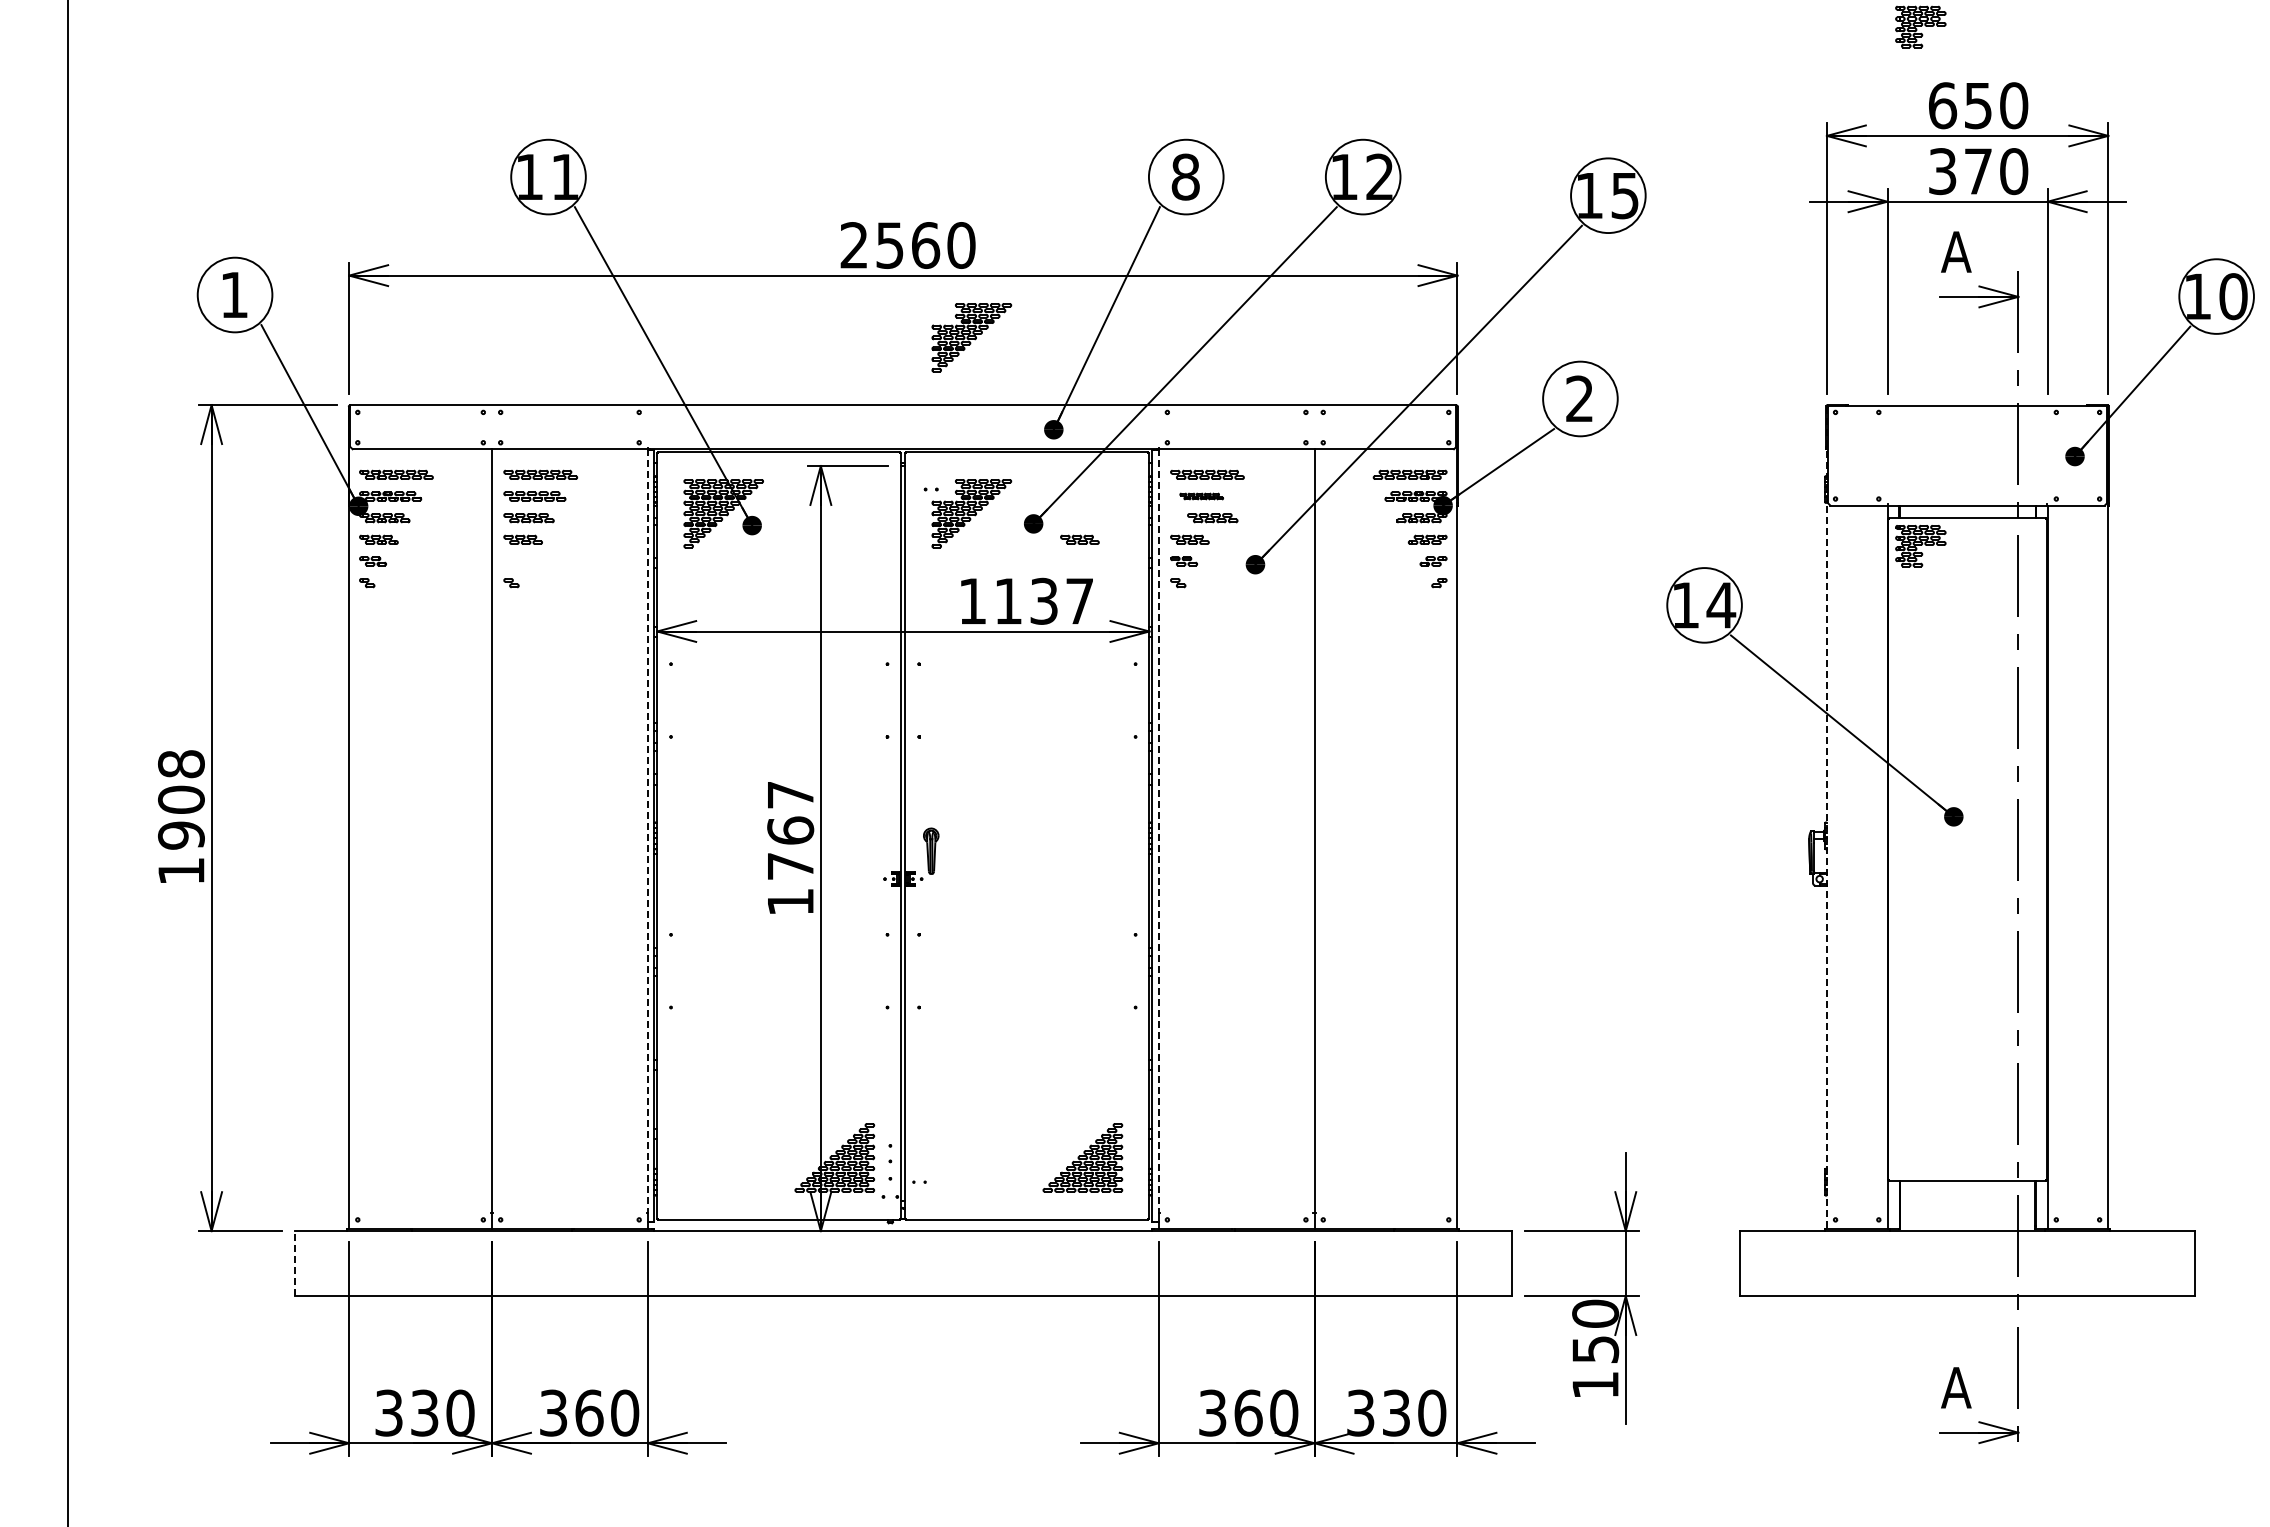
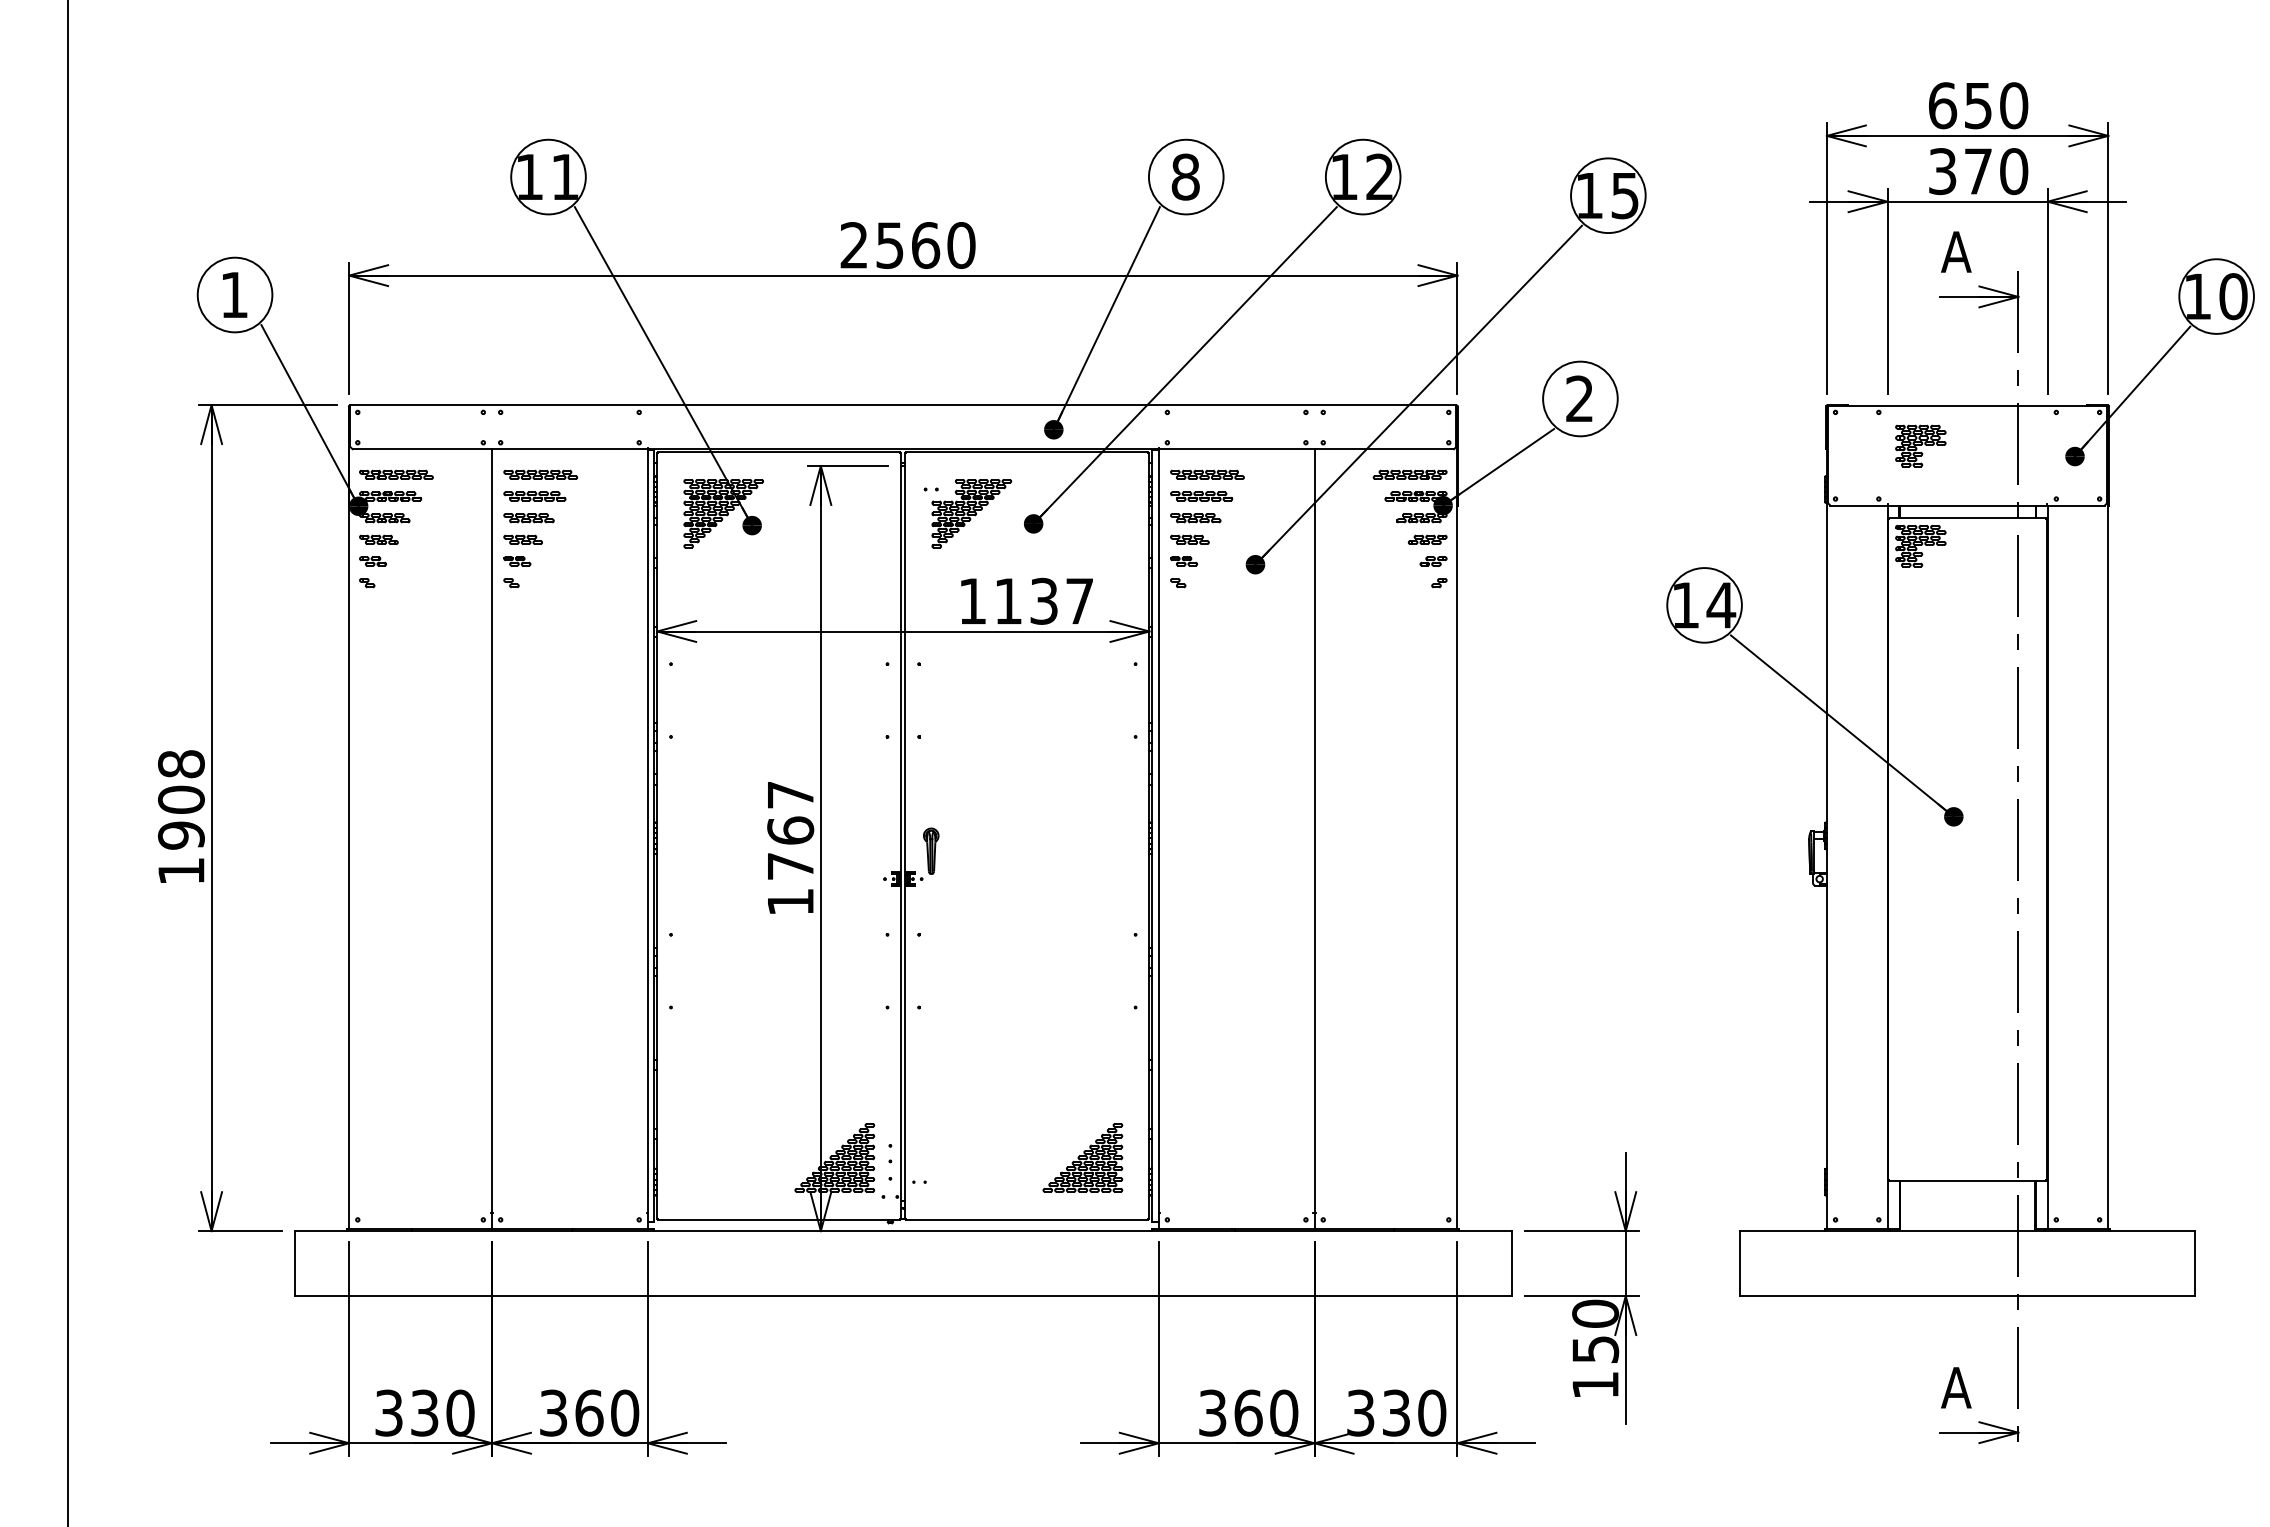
part position: (1920, 26) -> (1920, 445) (1920, 445)
part: present -> none (971, 337)
part size: 45x9 px -> 64x11 px (1201, 496)
part position: (1212, 518) -> (1195, 518) (1195, 518)
part: present -> none (1079, 539)
part: none -> present (517, 561)
line: dashed -> solid (1826, 817)
line: dashed -> solid (647, 831)
line: dashed -> solid (1158, 831)
line: dashed -> solid (295, 1263)
